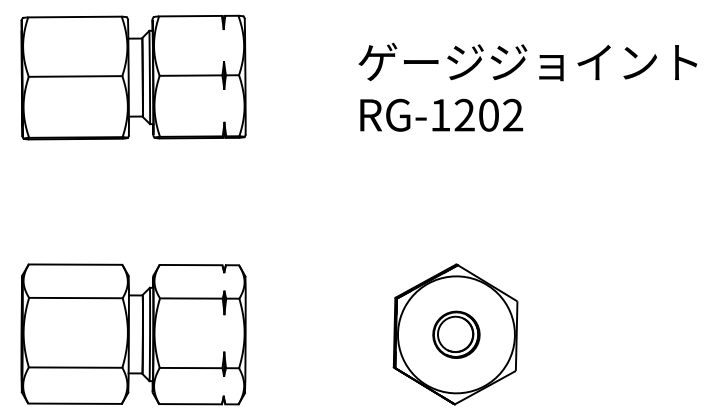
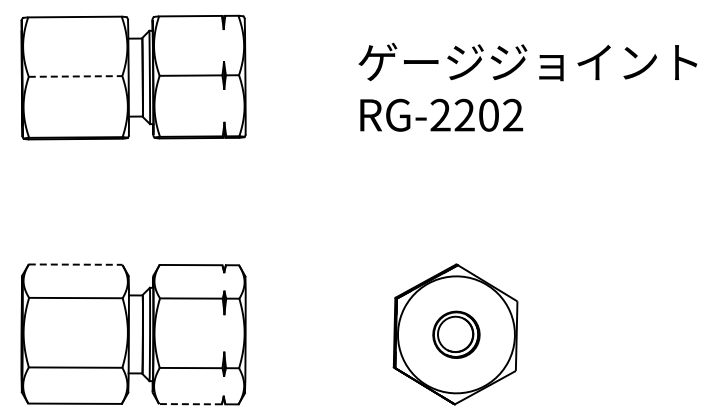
line: solid -> dashed (75, 76)
text: RG-1202 -> RG-2202 (440, 114)
line: solid -> dashed (75, 264)
line: solid -> dashed (190, 404)
